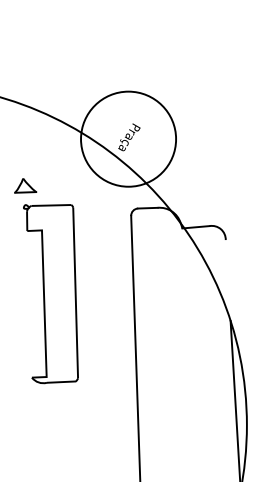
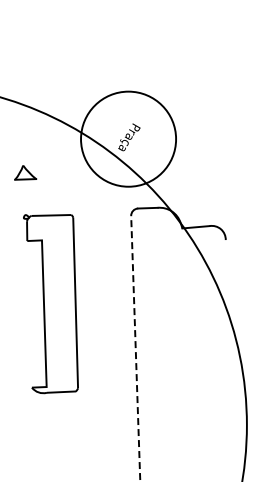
part position: (25, 185) -> (25, 172) (25, 172)
part position: (50, 294) -> (50, 304) (50, 304)
line: solid -> dashed (135, 348)
line: present -> none (234, 399)
